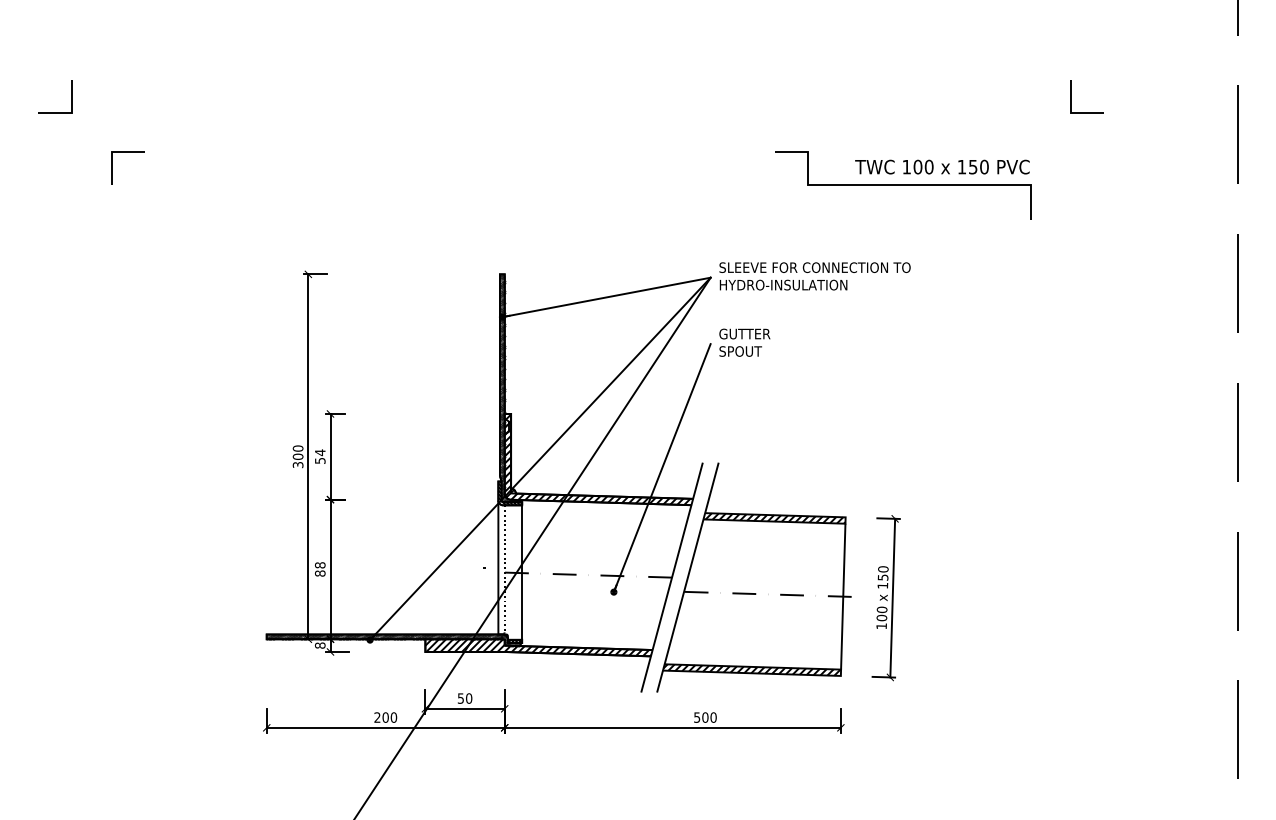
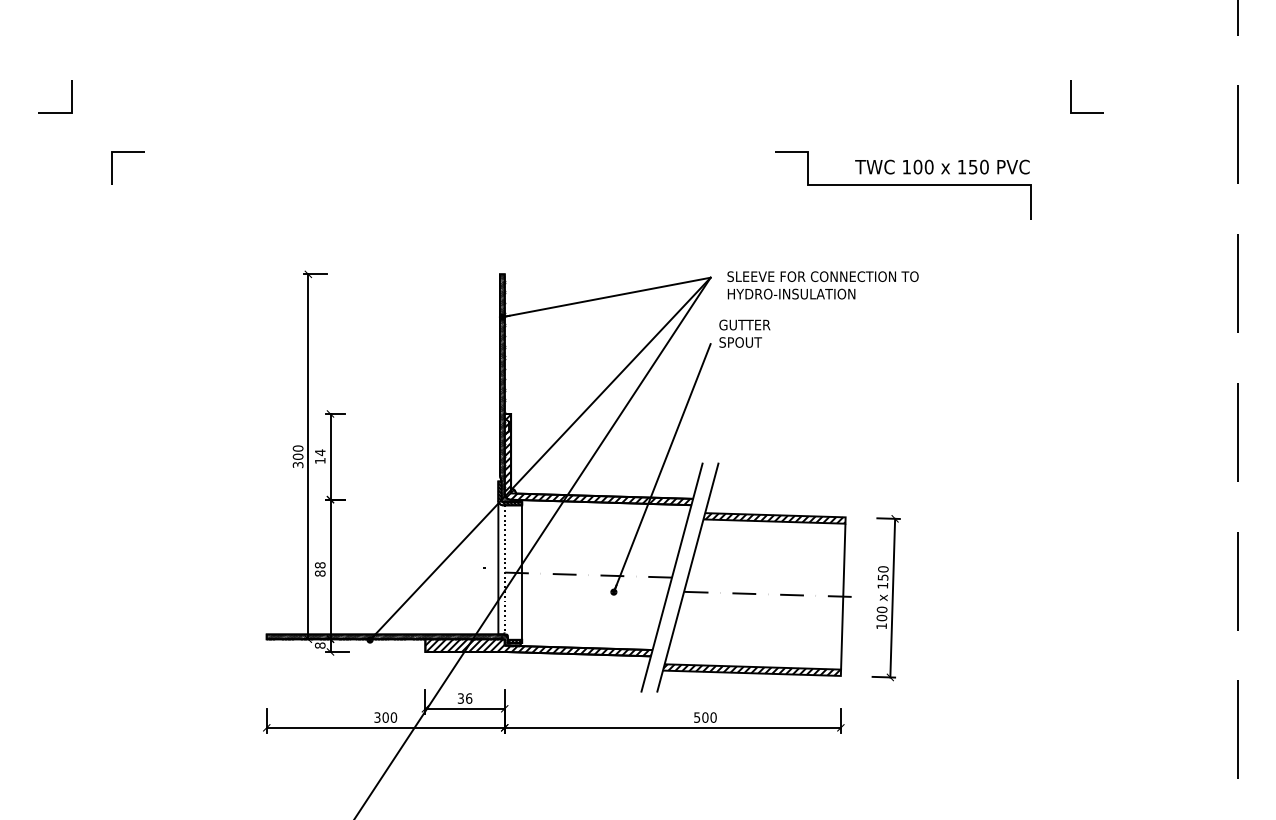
text position: (814, 276) -> (822, 285) (822, 285)
text position: (744, 342) -> (744, 333) (744, 333)
text: 54 -> 14 (320, 460)
text: 50 -> 36 (465, 698)
text: 200 -> 300 (377, 717)
